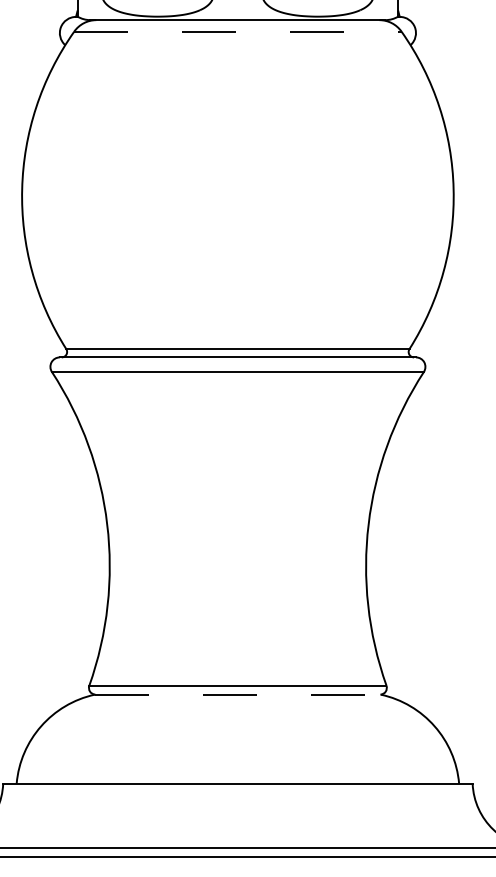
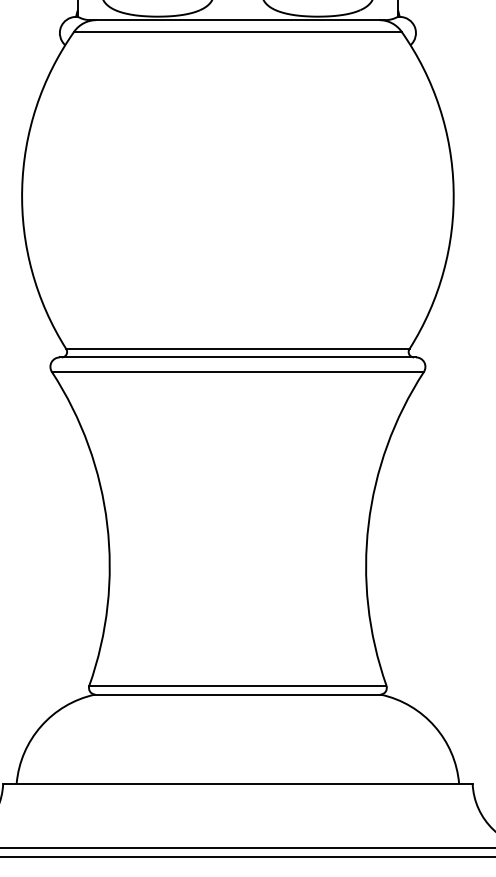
line: dashed -> solid (237, 31)
line: dashed -> solid (237, 694)
